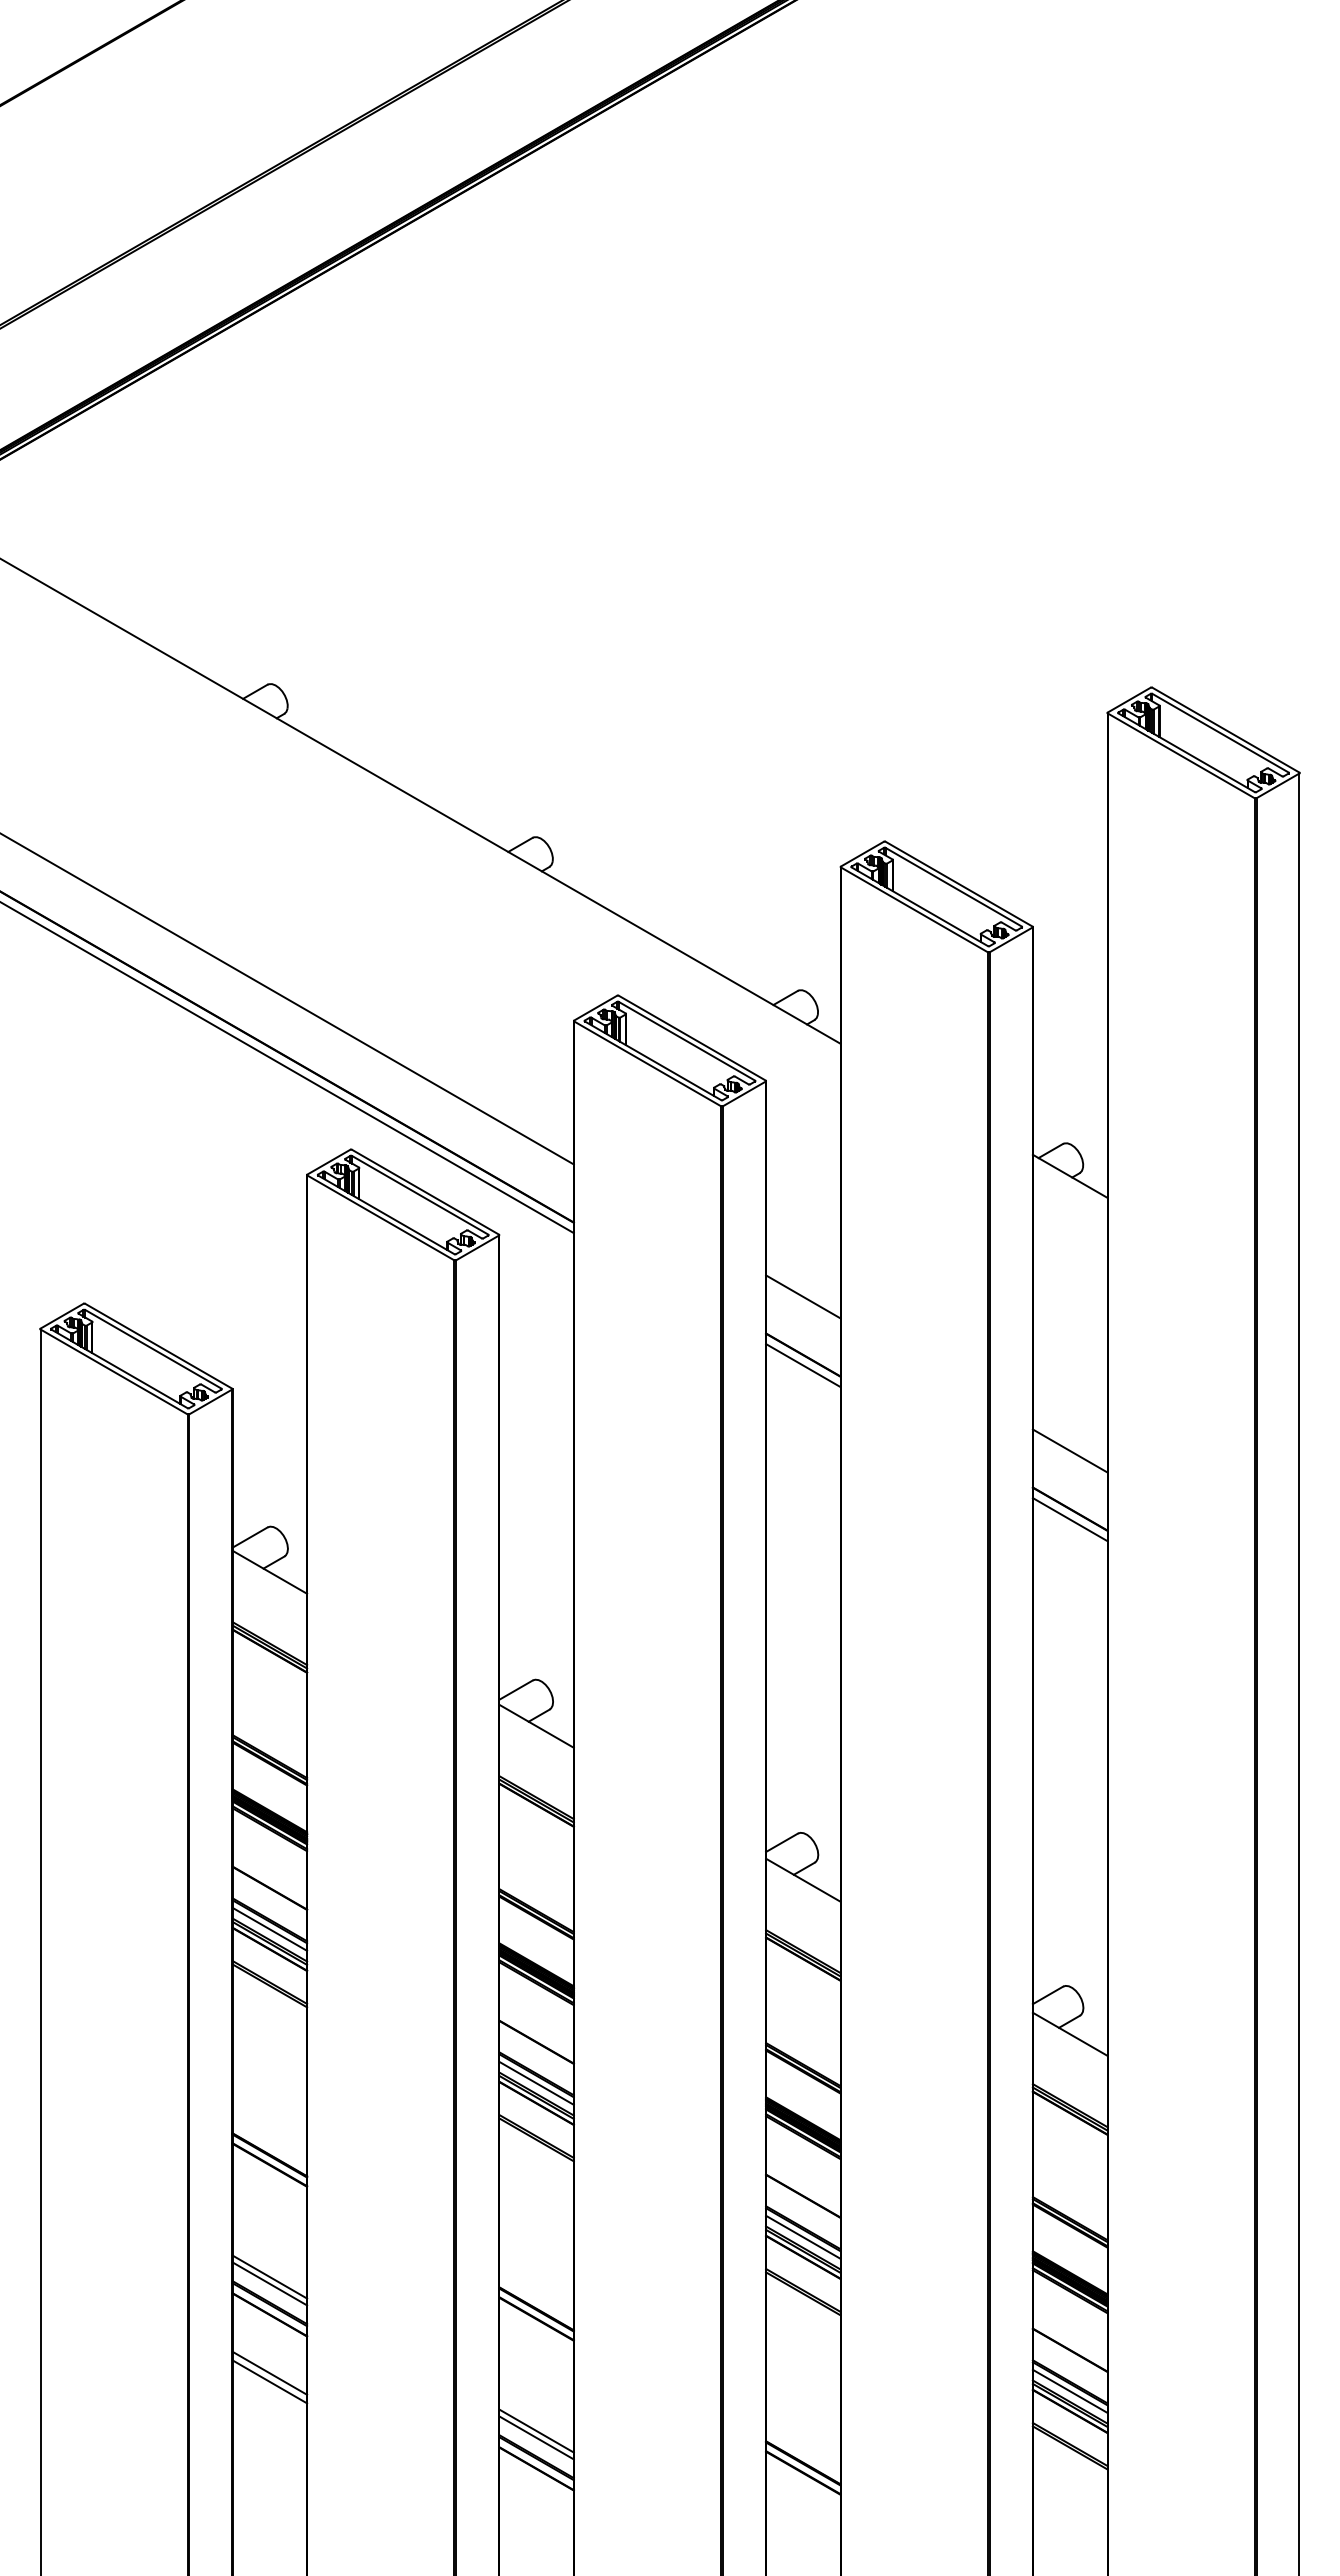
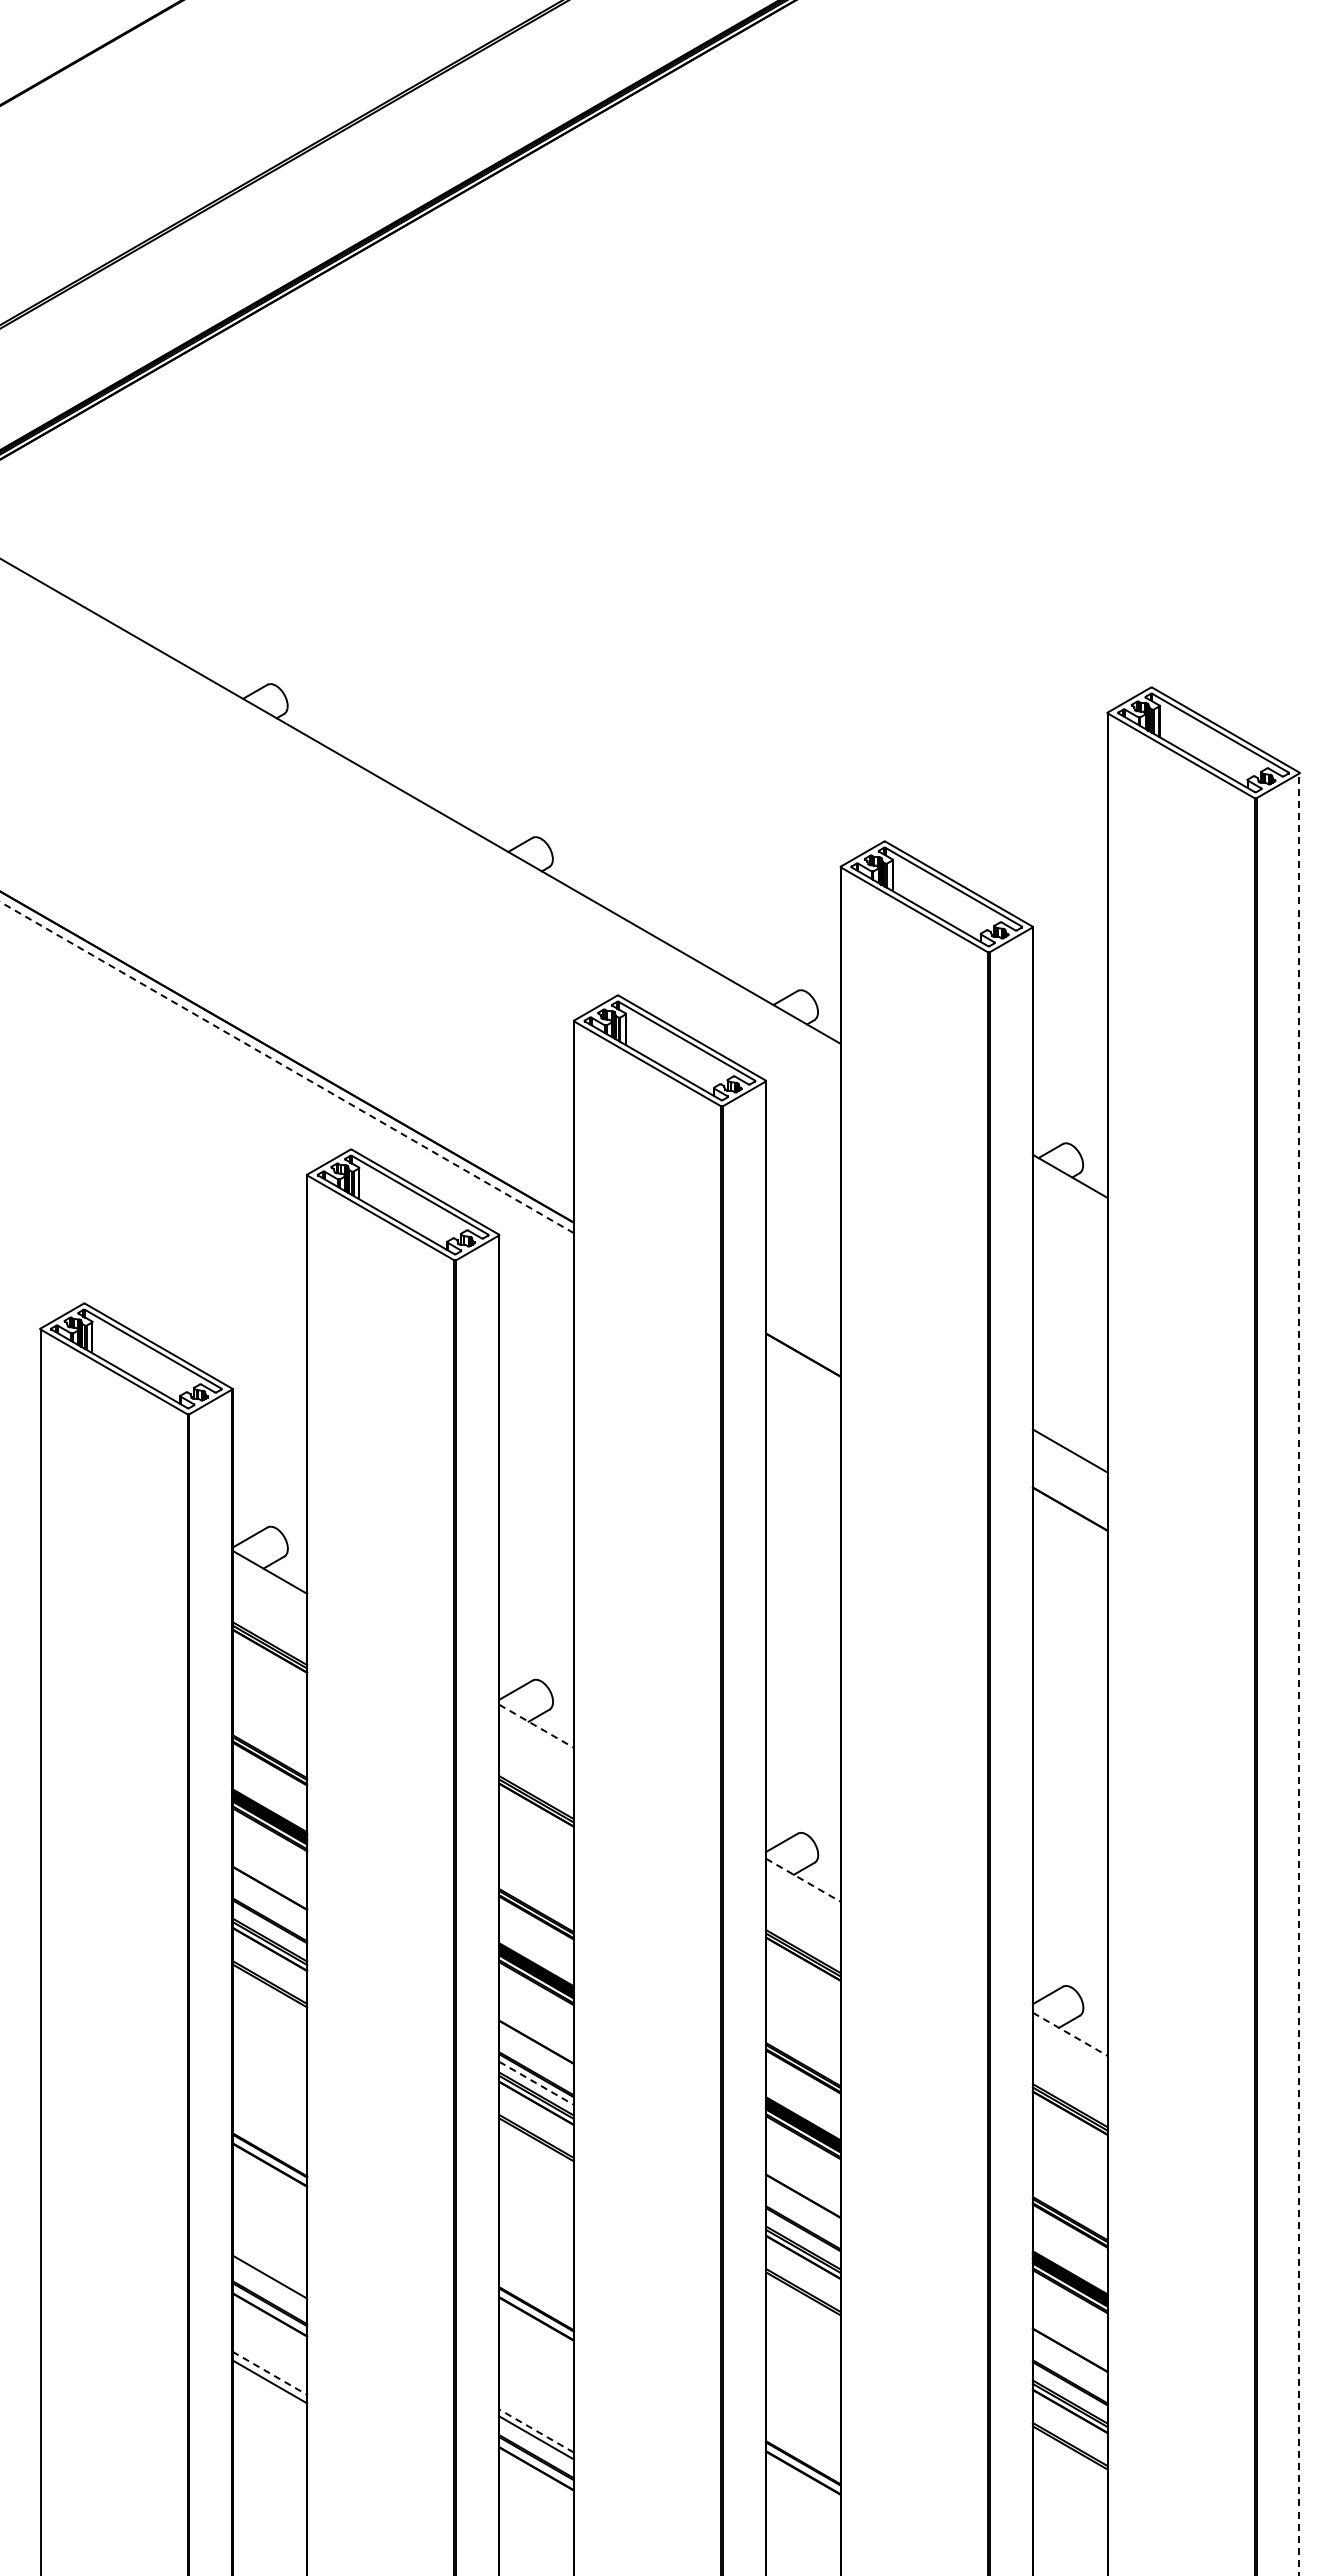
line: present -> none (287, 999)
line: solid -> dashed (287, 1067)
line: present -> none (803, 1296)
line: present -> none (803, 1365)
line: present -> none (1069, 1519)
line: solid -> dashed (1299, 1674)
line: solid -> dashed (537, 1726)
line: solid -> dashed (803, 1880)
line: present -> none (269, 1928)
line: solid -> dashed (1070, 2034)
line: solid -> dashed (537, 2083)
line: present -> none (803, 2236)
line: present -> none (269, 2283)
line: solid -> dashed (270, 2373)
line: present -> none (1069, 2390)
line: solid -> dashed (536, 2430)
